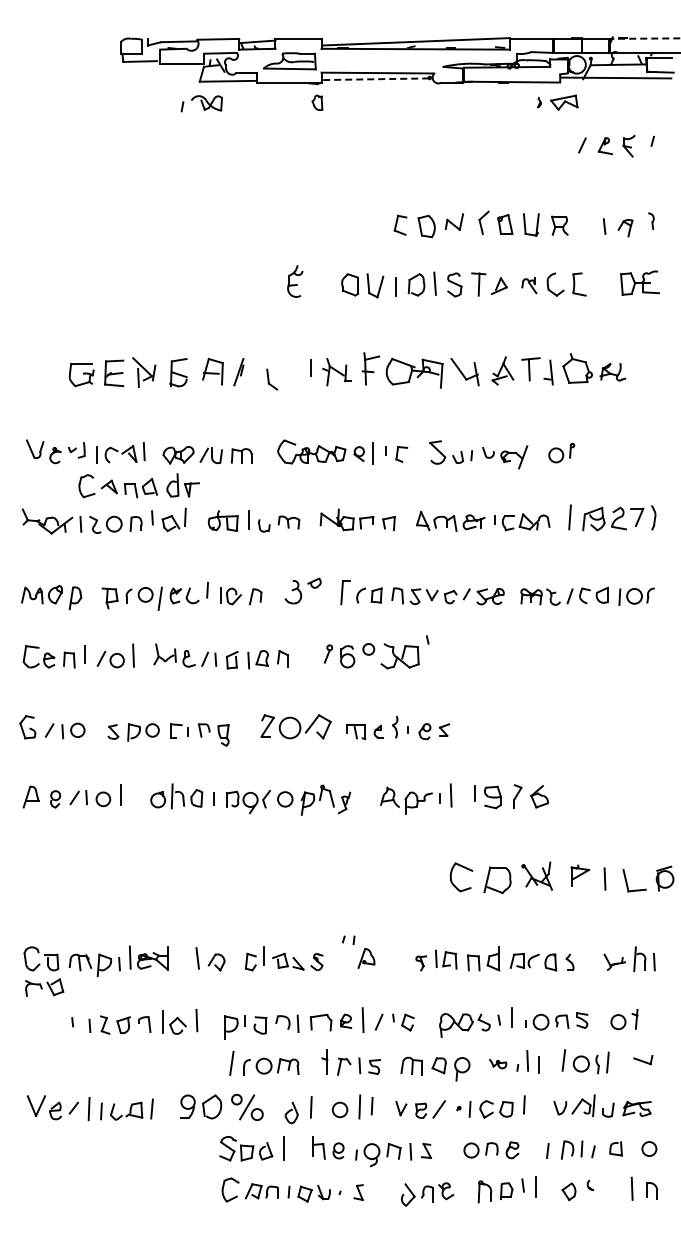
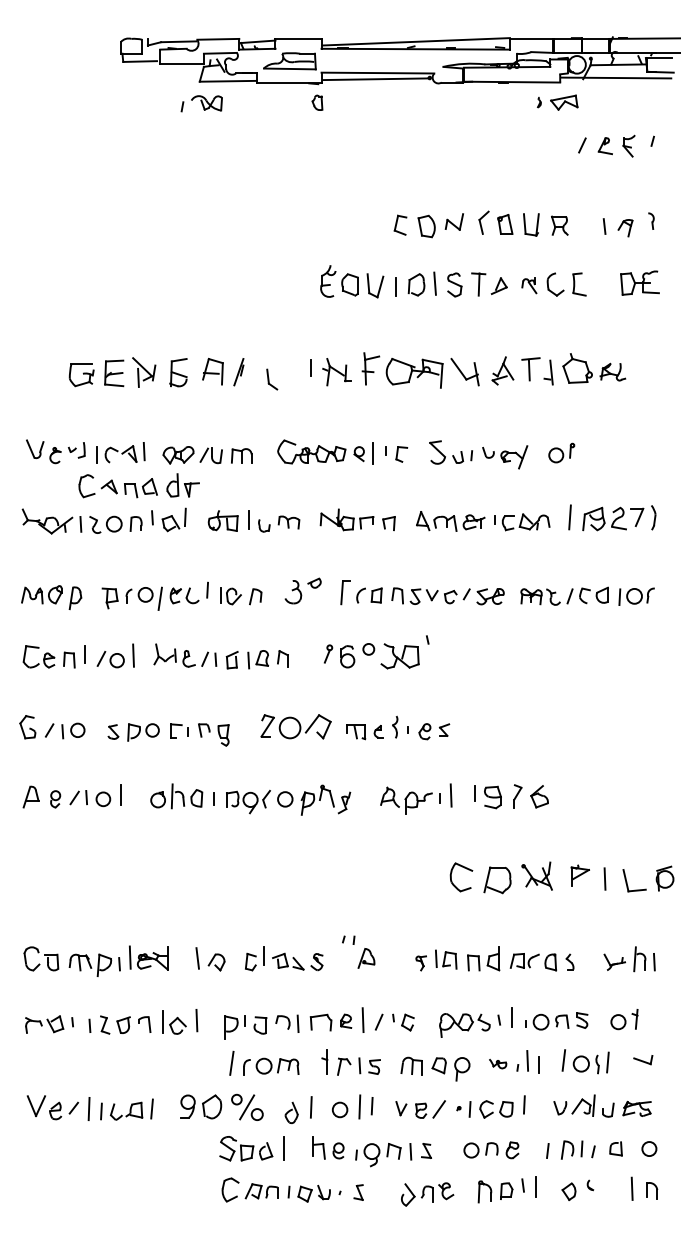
line: dashed -> solid (644, 38)
line: dashed -> solid (375, 79)
part position: (295, 281) -> (328, 281) (328, 281)
part position: (44, 987) -> (44, 1024) (44, 1024)
